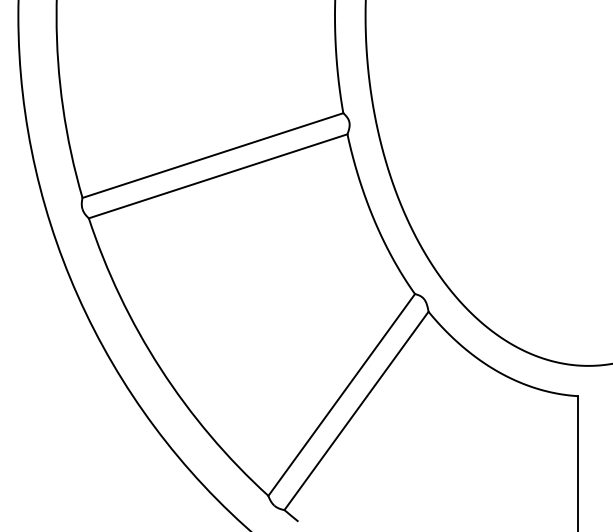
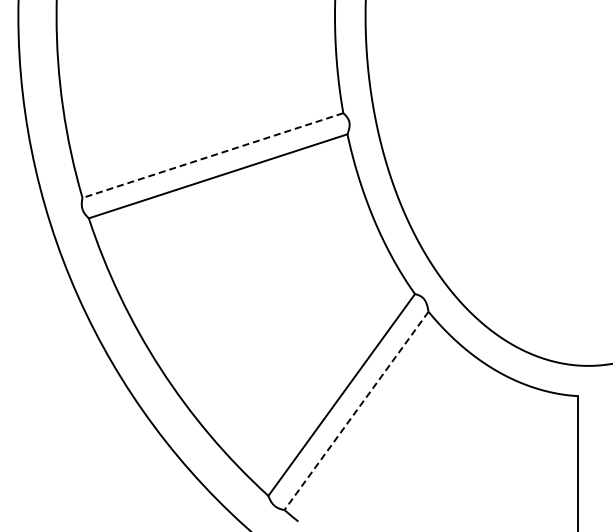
line: solid -> dashed (212, 155)
line: solid -> dashed (356, 410)
